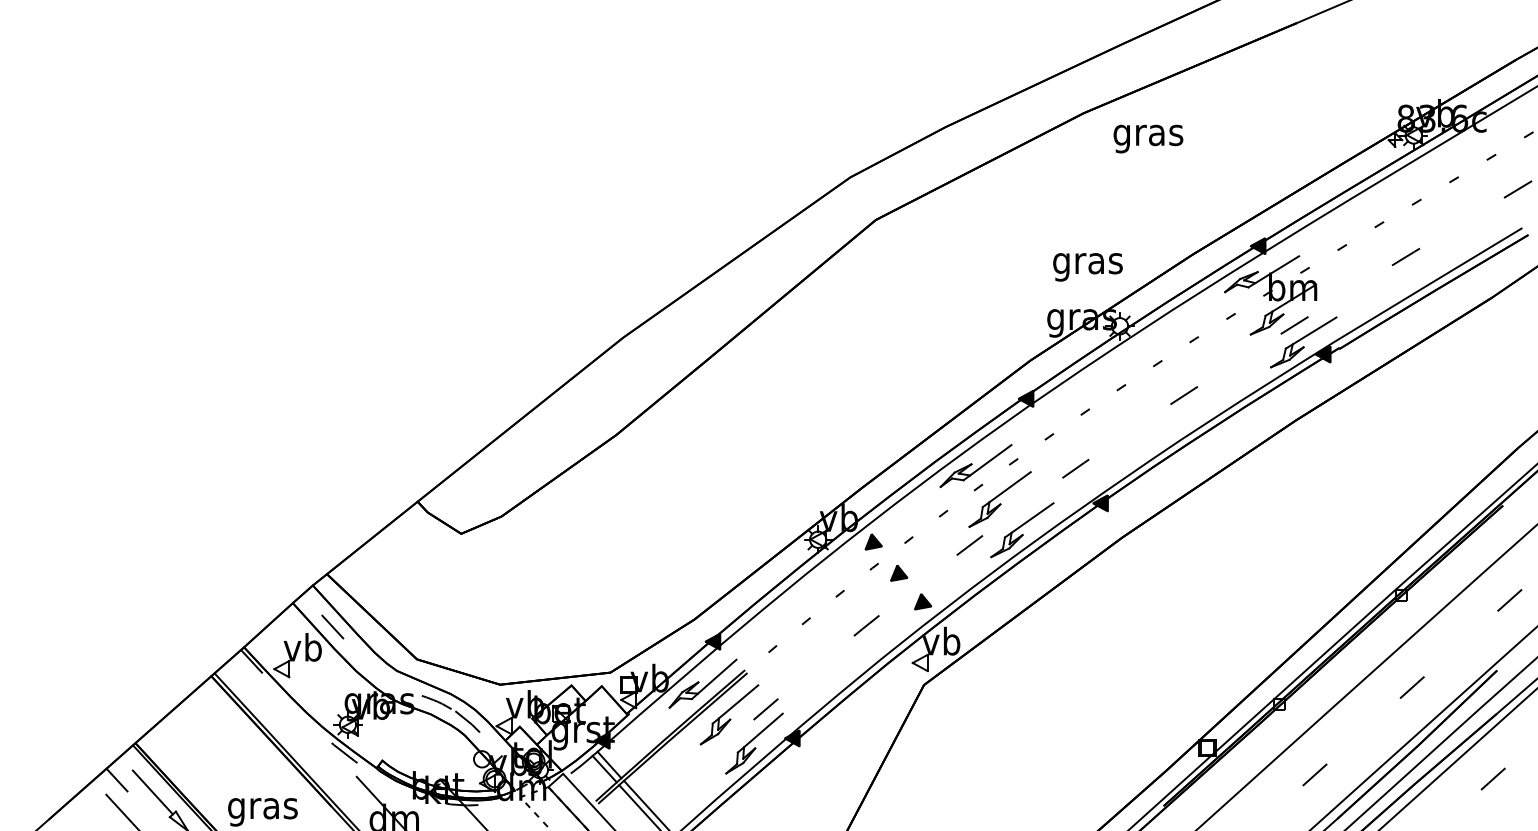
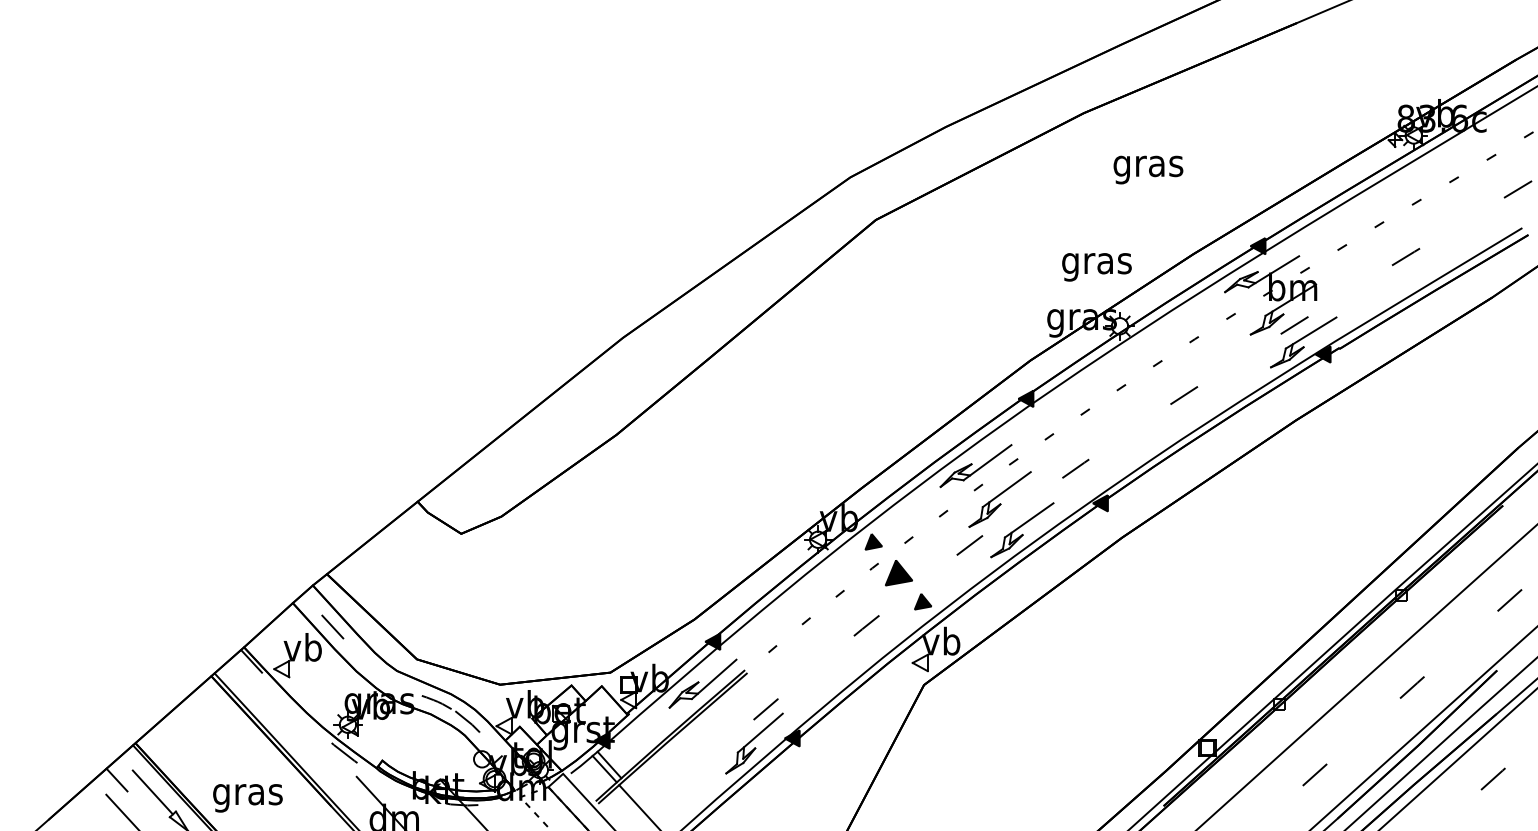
text position: (1148, 138) -> (1148, 169) (1148, 169)
text position: (1087, 267) -> (1096, 267) (1096, 267)
part size: 19x17 px -> 28x27 px (898, 573)
part: present -> none (729, 714)
line: present -> none (645, 803)
text position: (262, 812) -> (247, 798) (247, 798)
